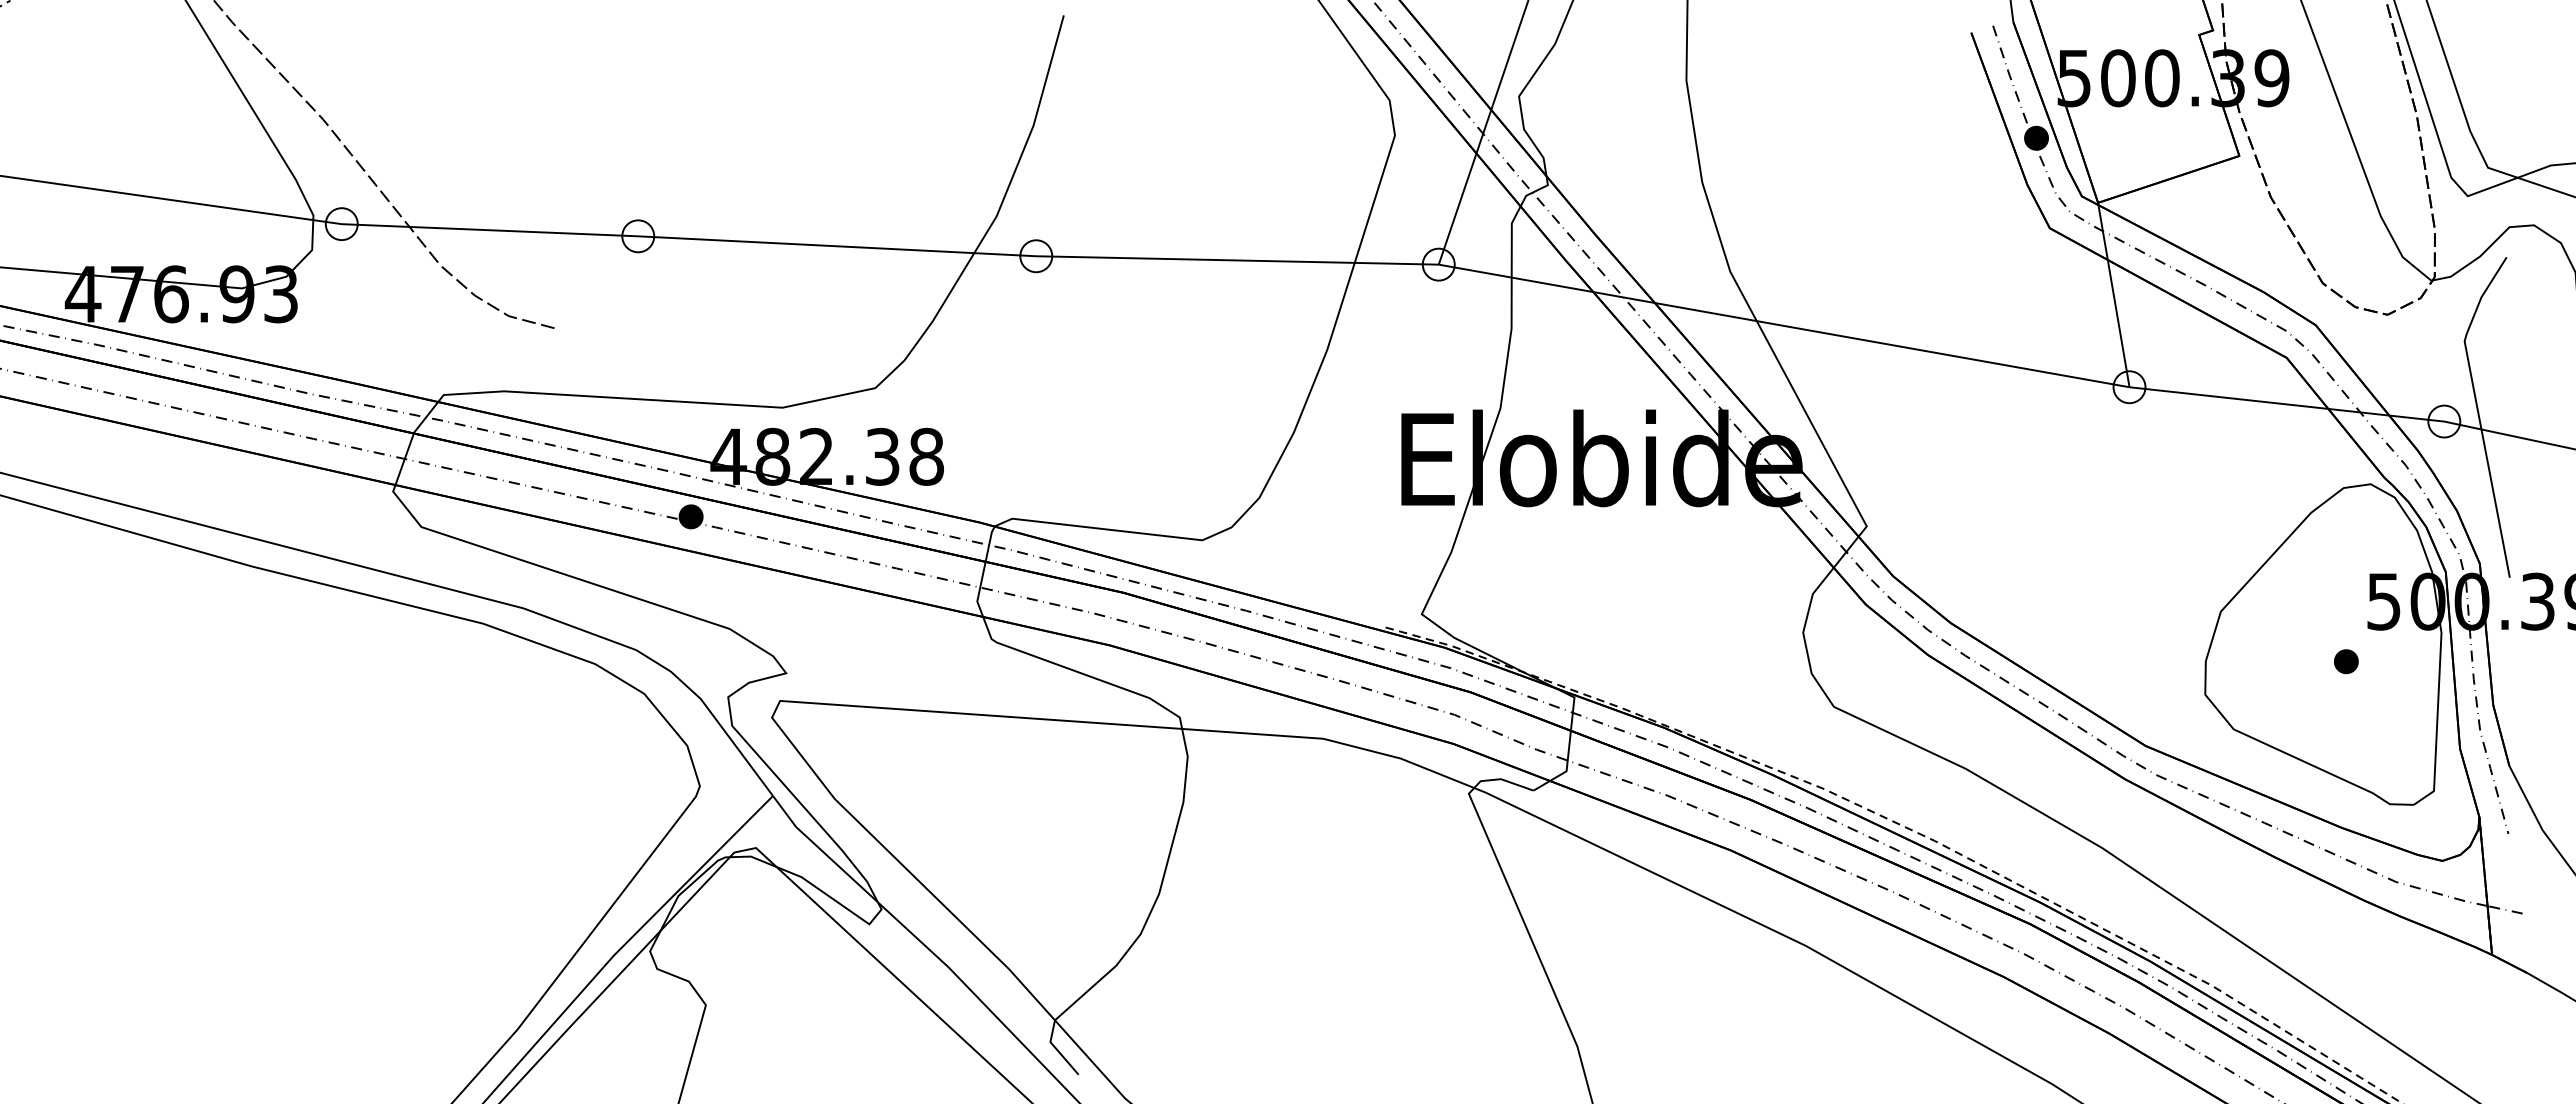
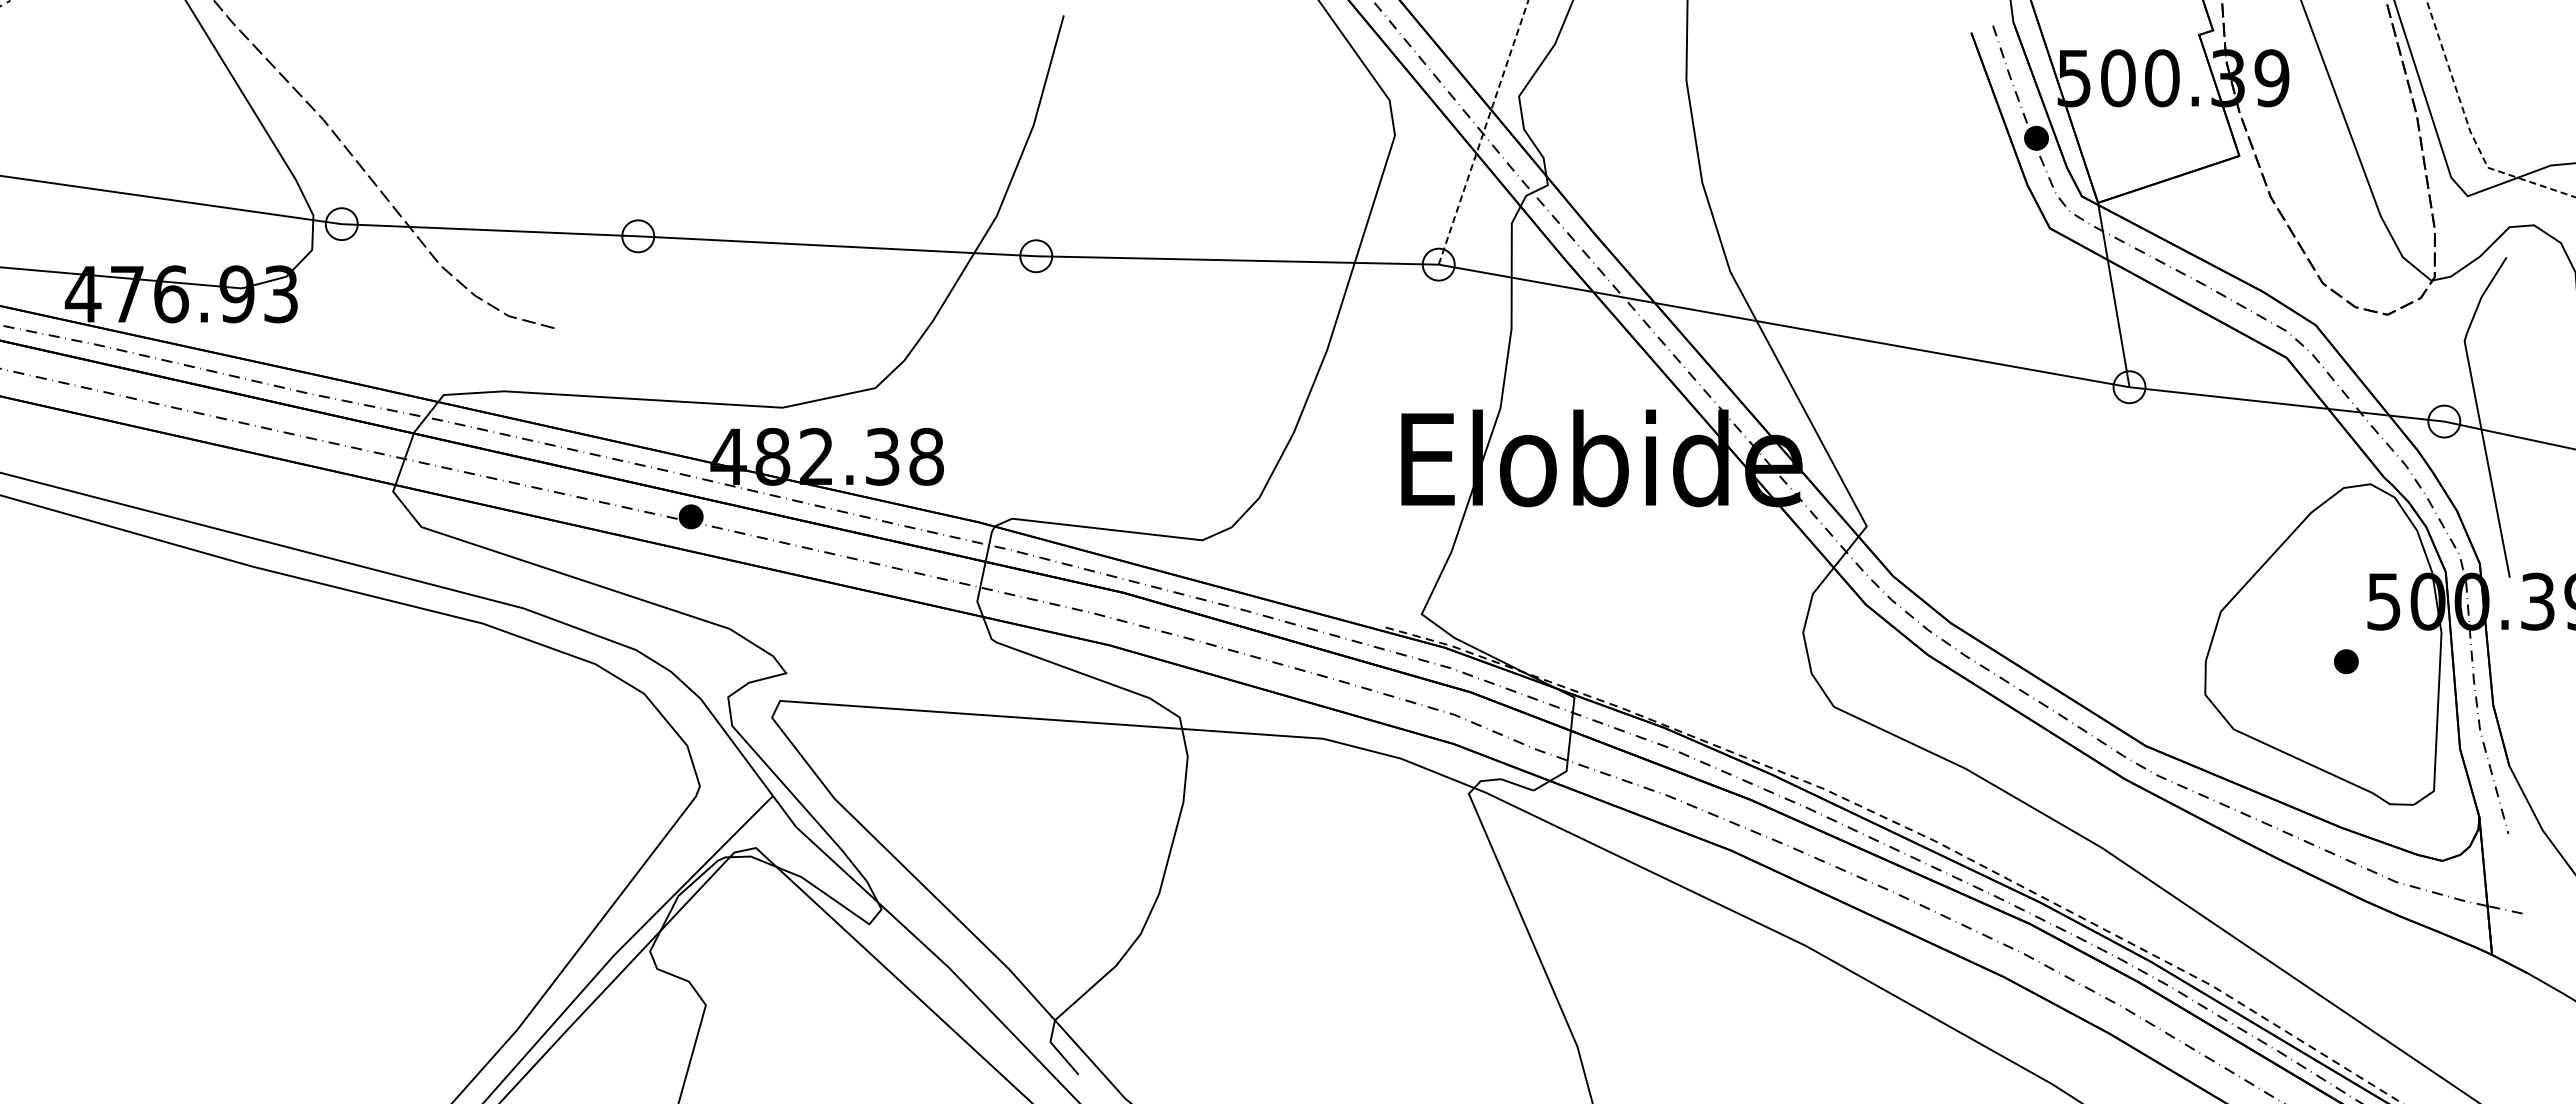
line: solid -> dashed (2470, 130)
line: solid -> dashed (1483, 132)
